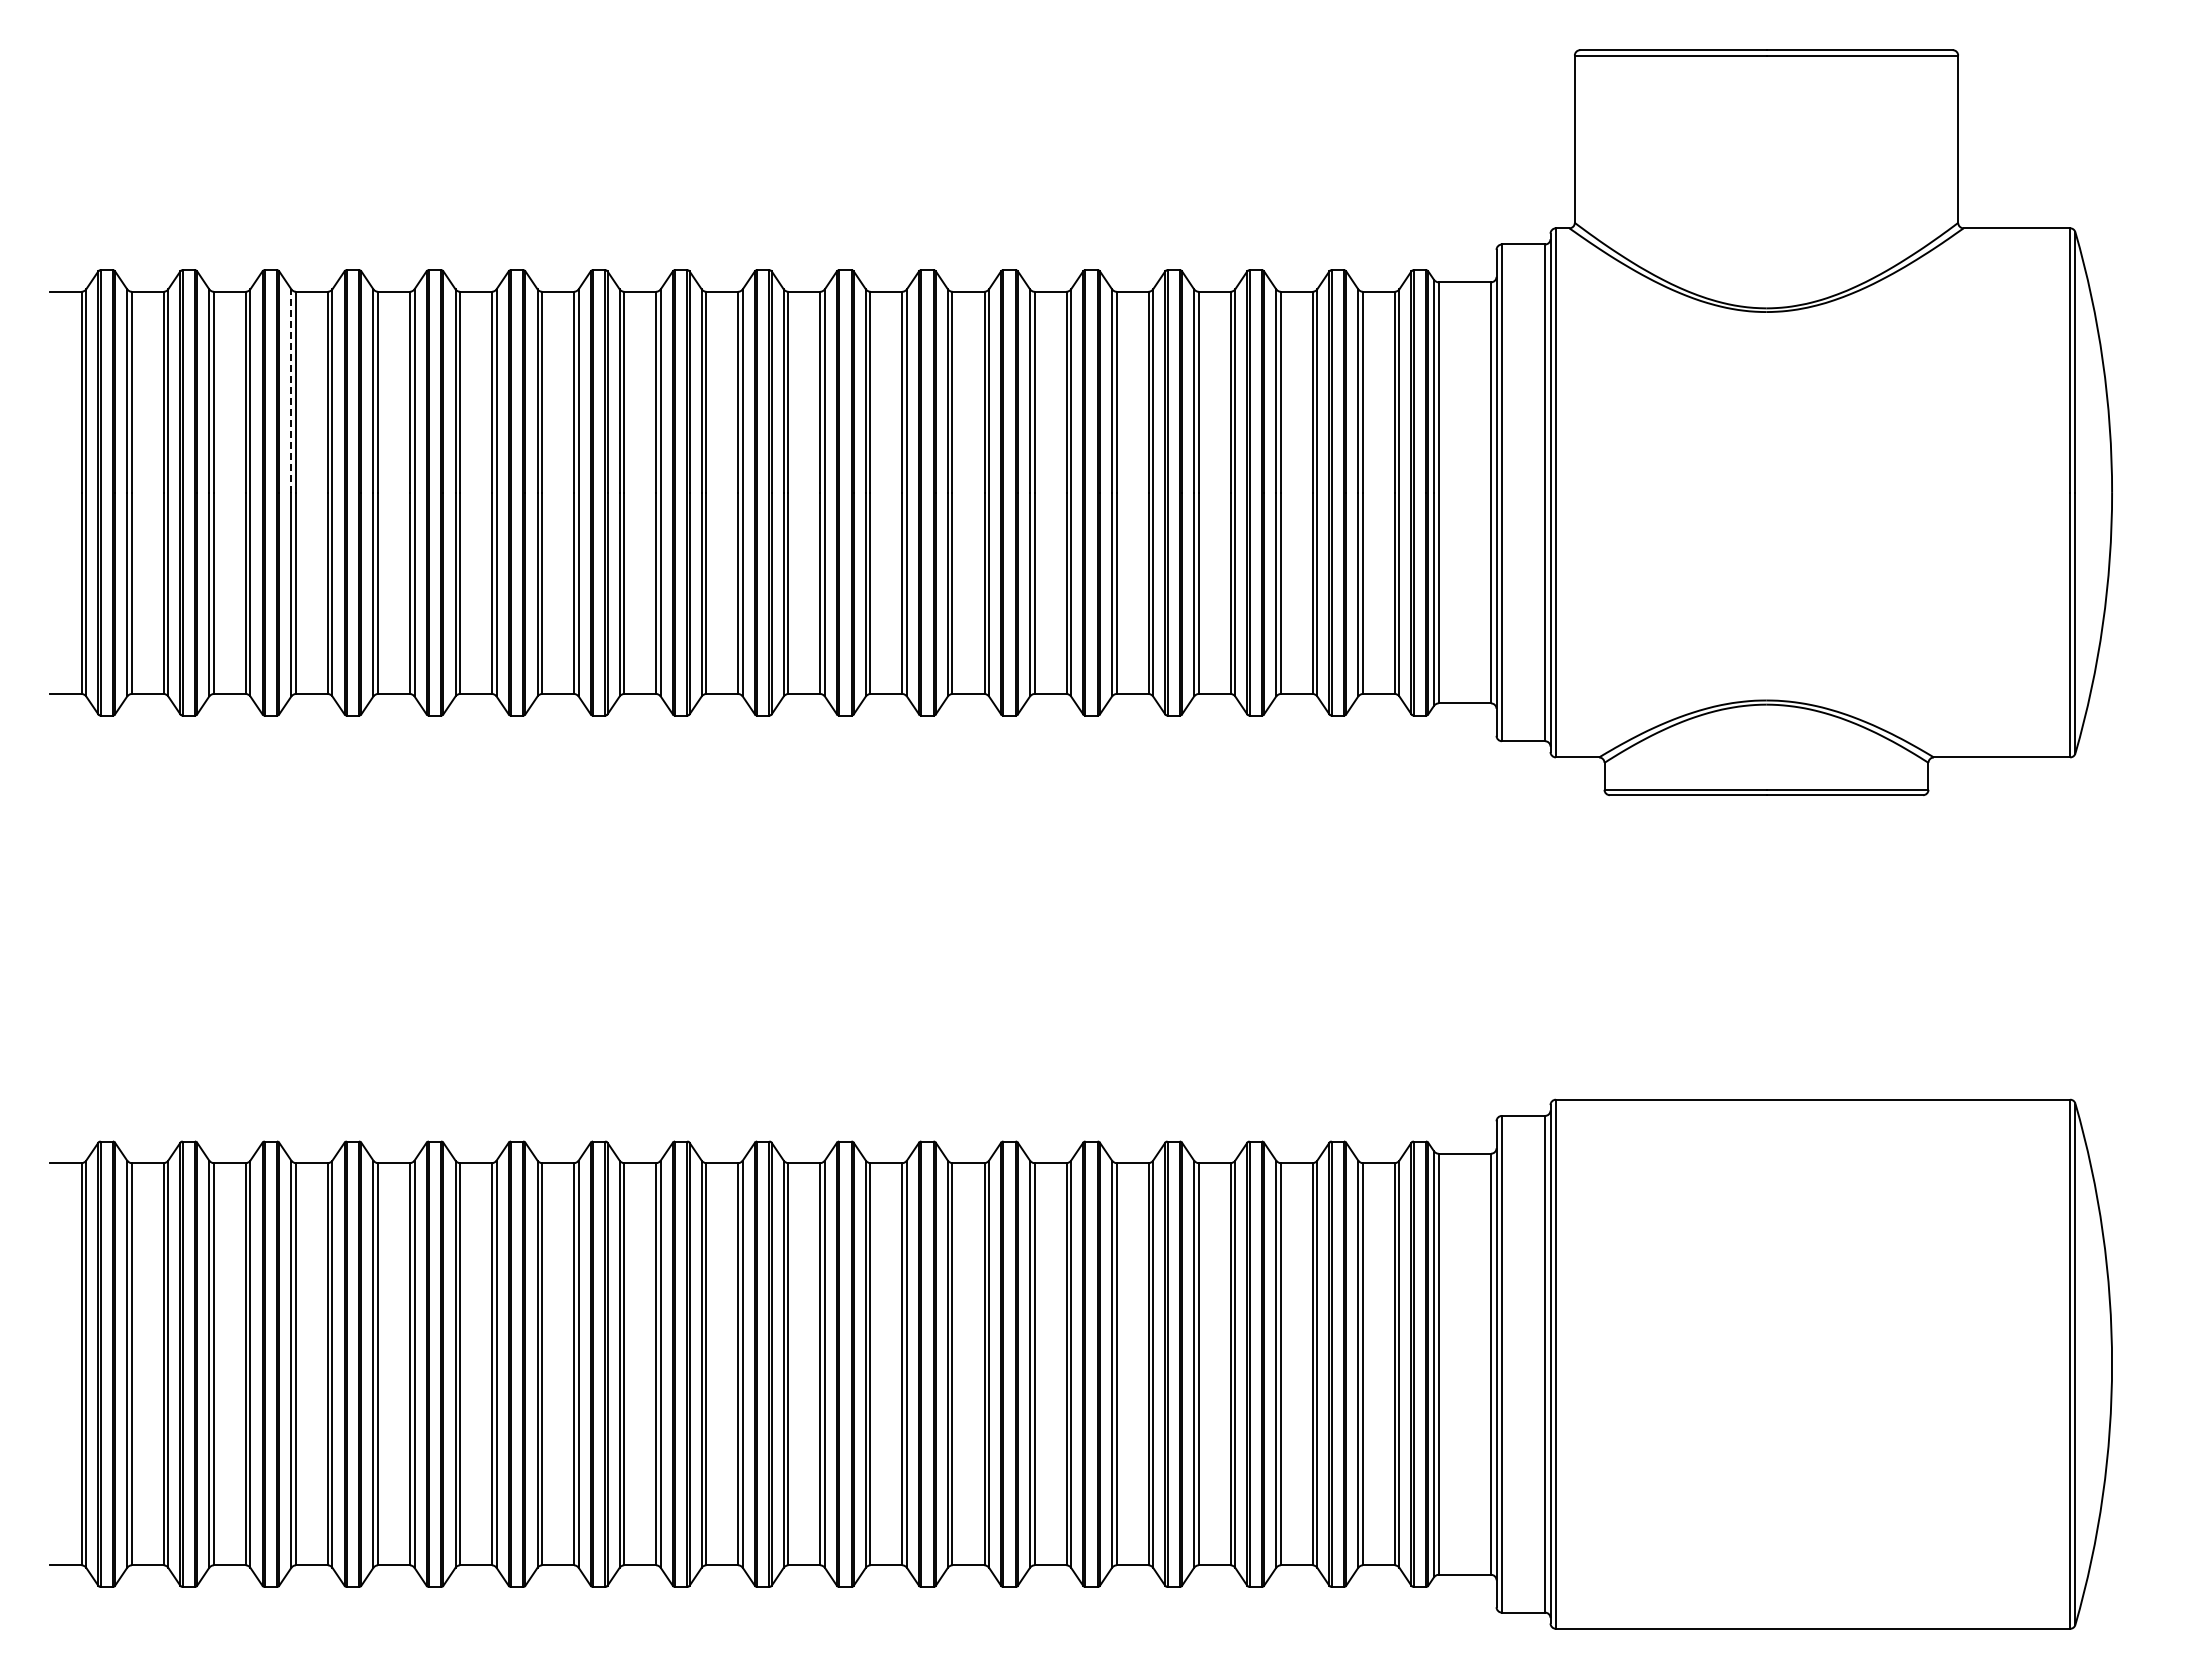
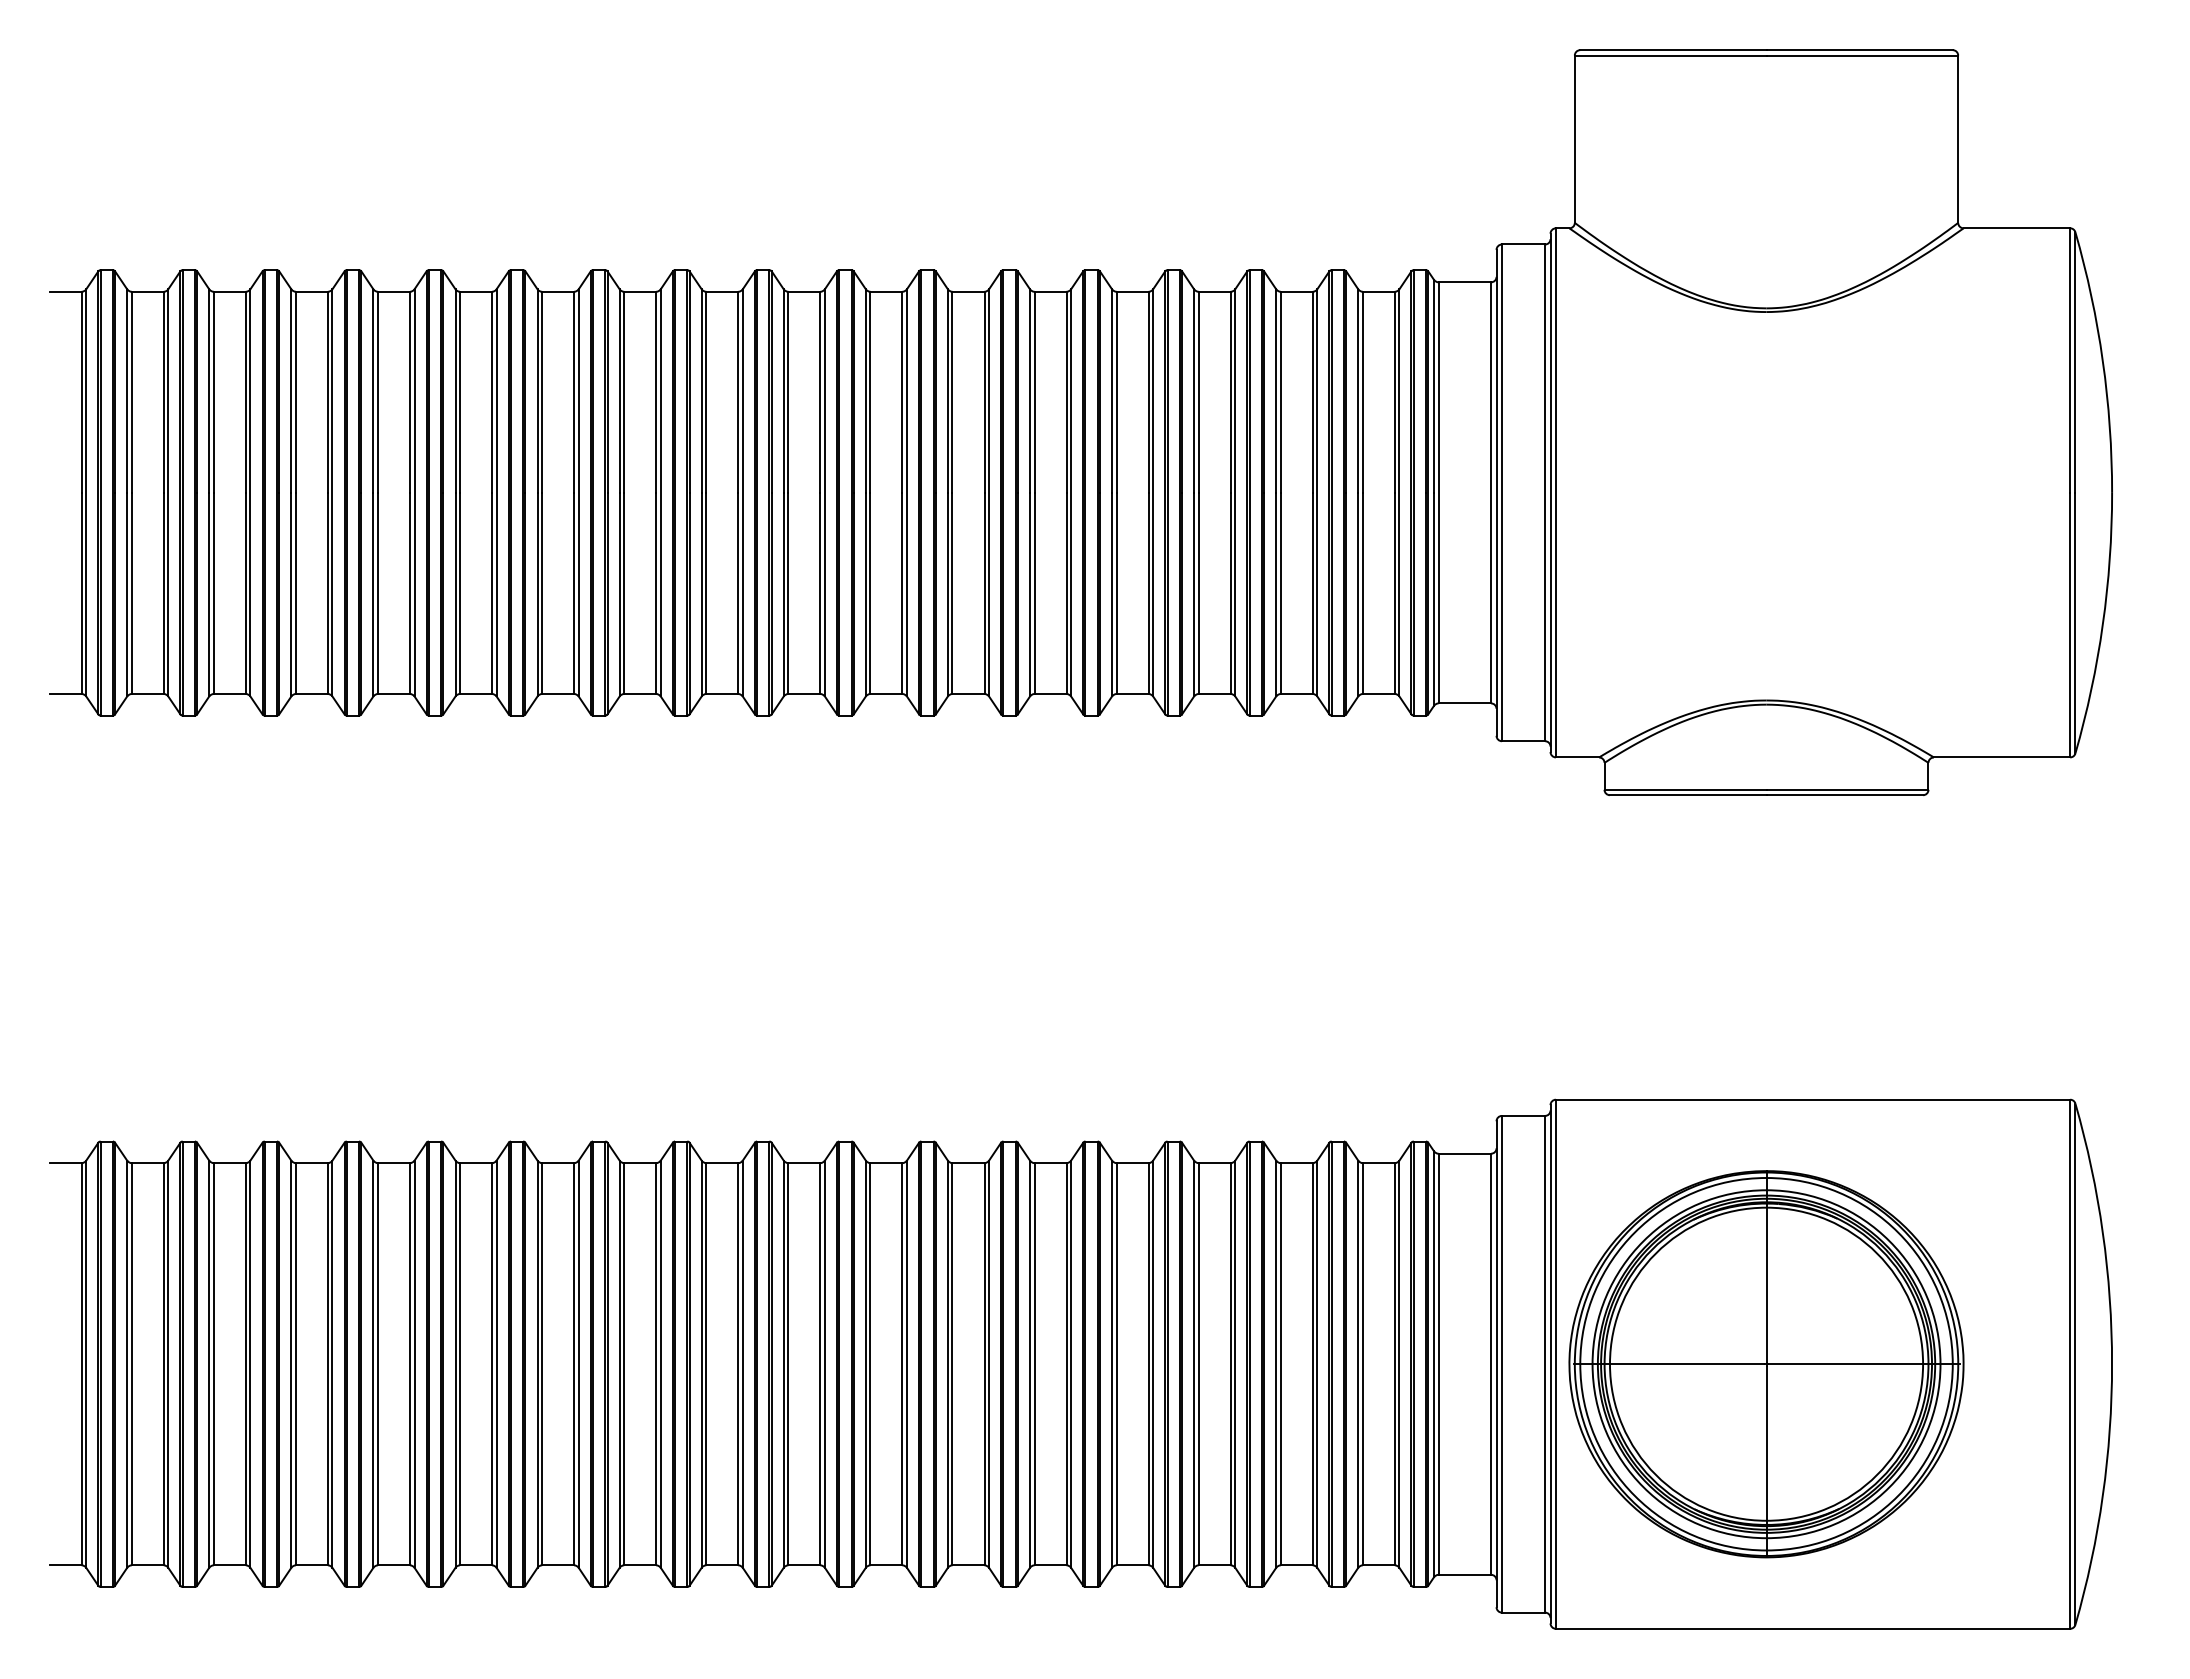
line: dashed -> solid (291, 391)
part: none -> present (1766, 1364)
